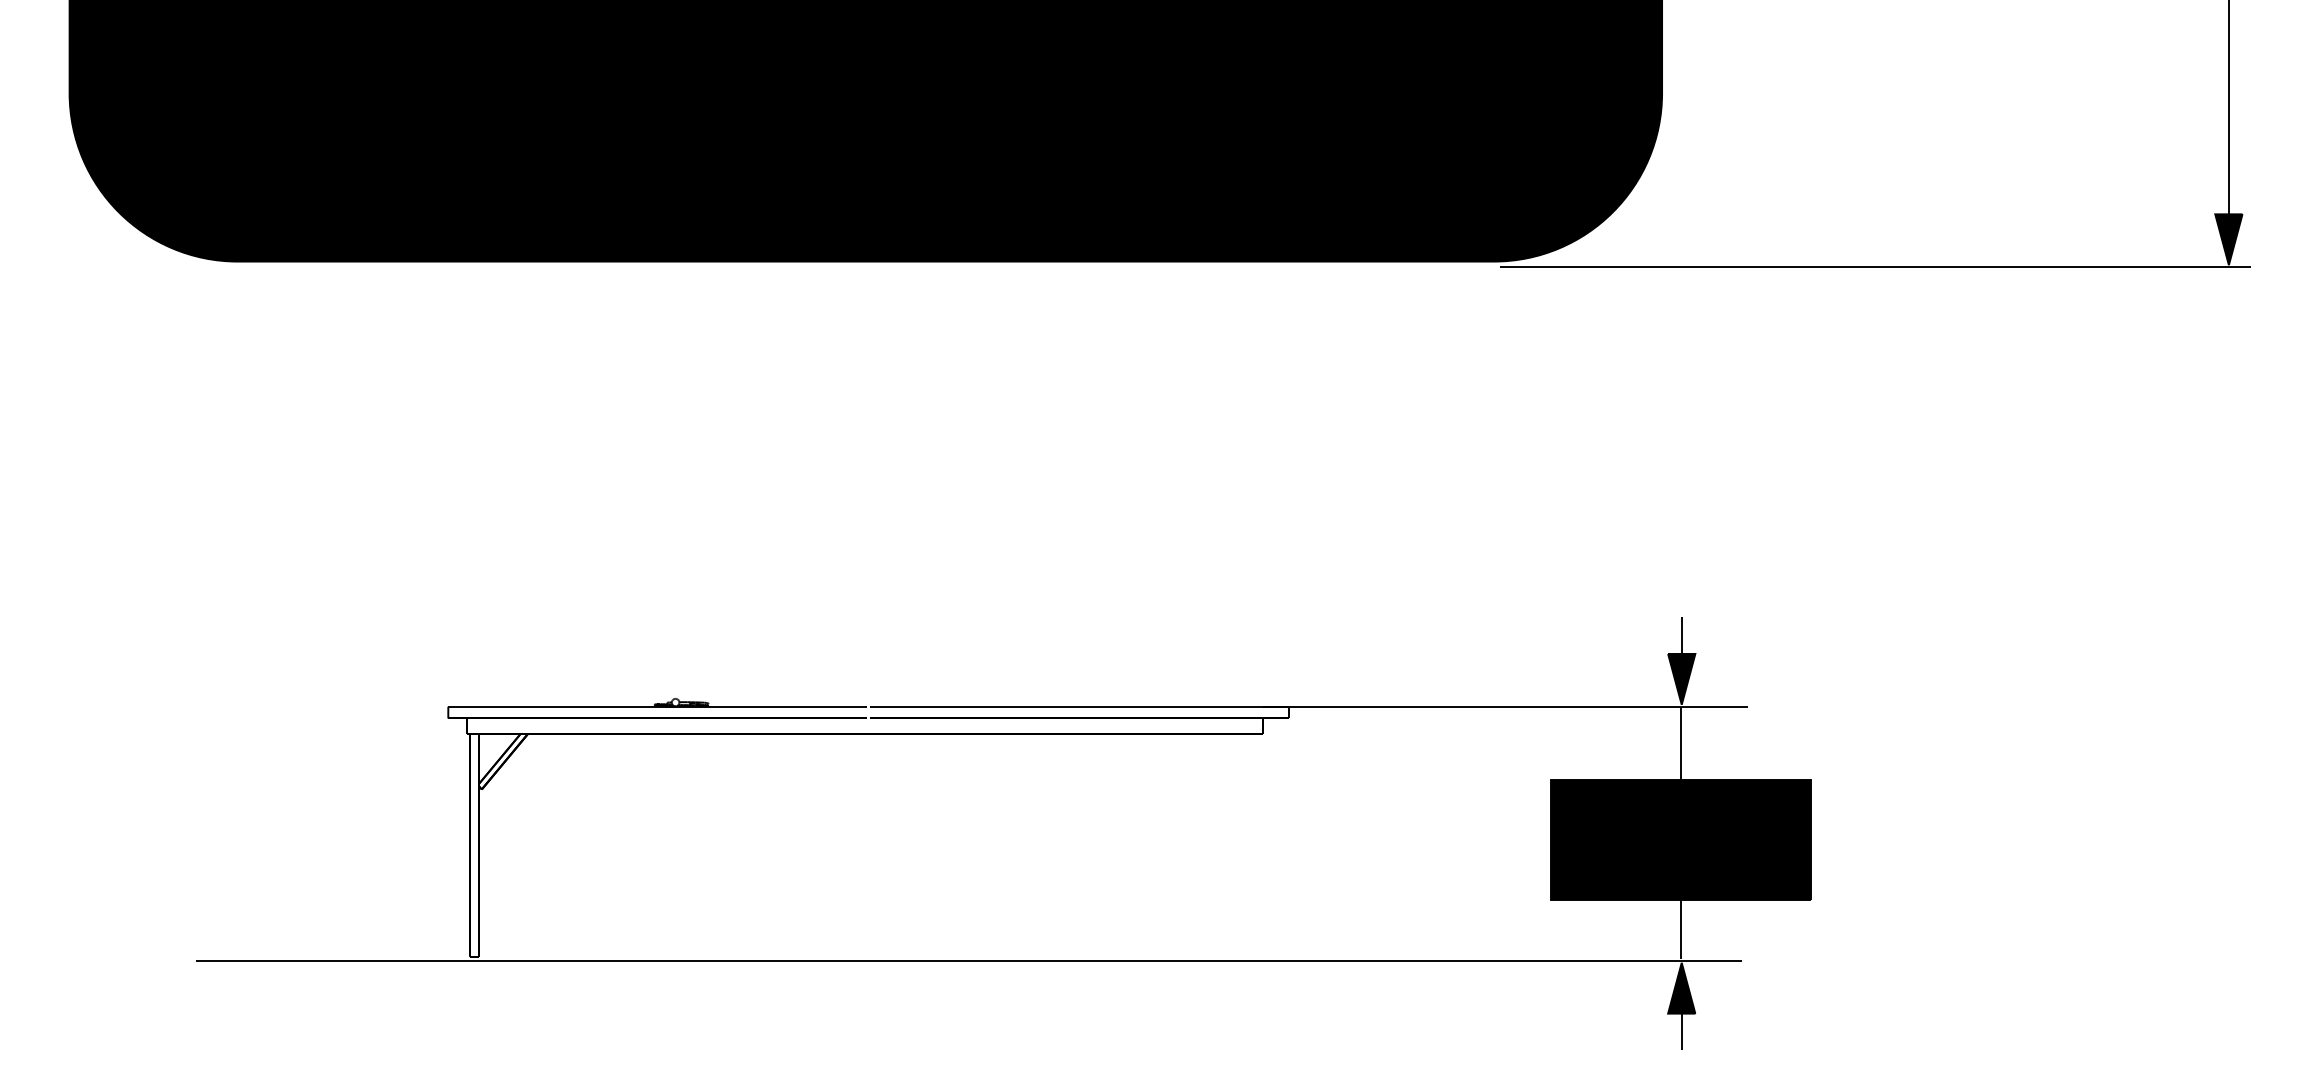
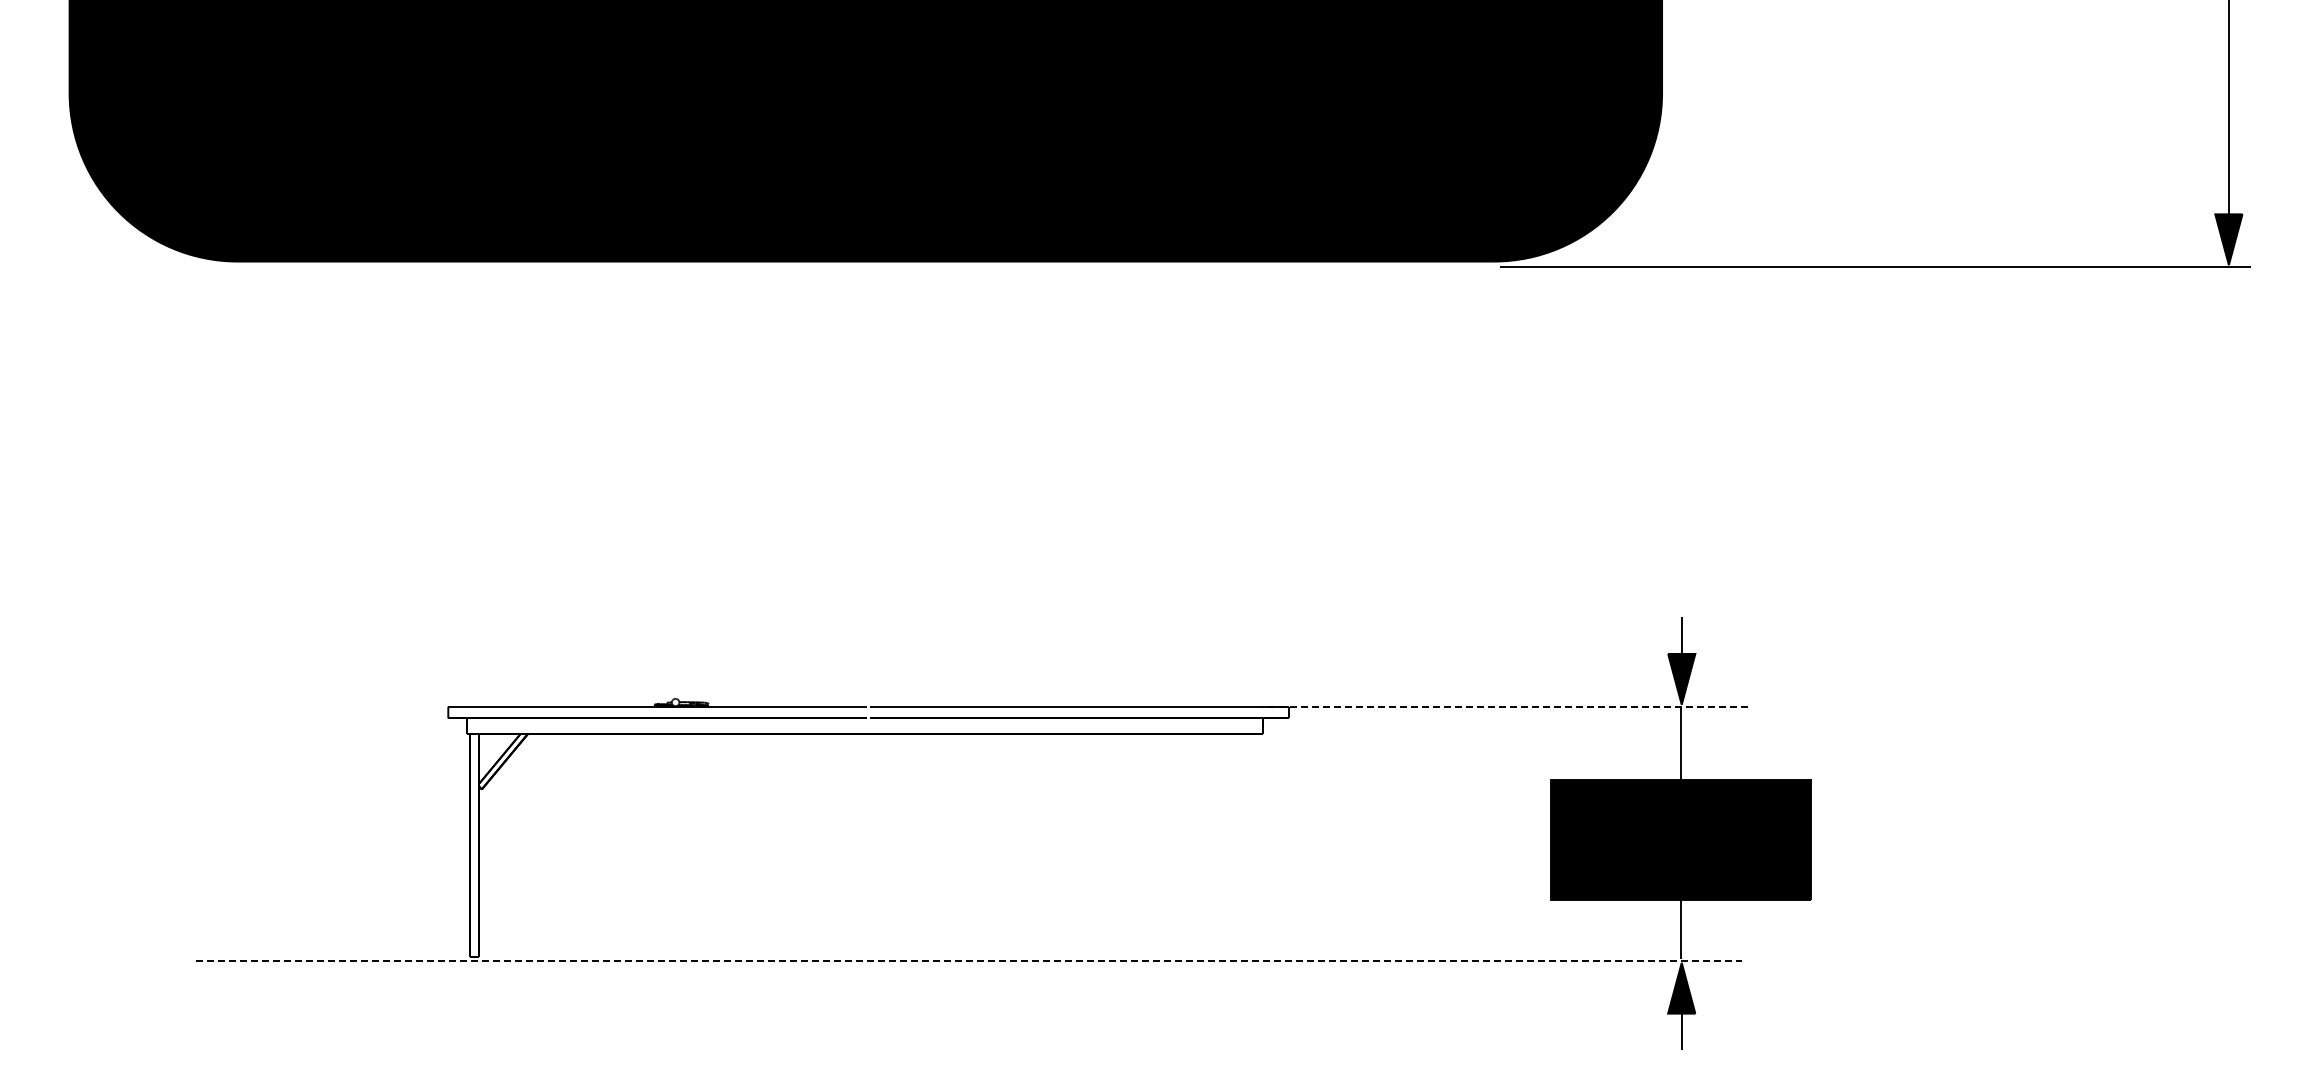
line: solid -> dashed (1504, 706)
line: solid -> dashed (969, 960)
